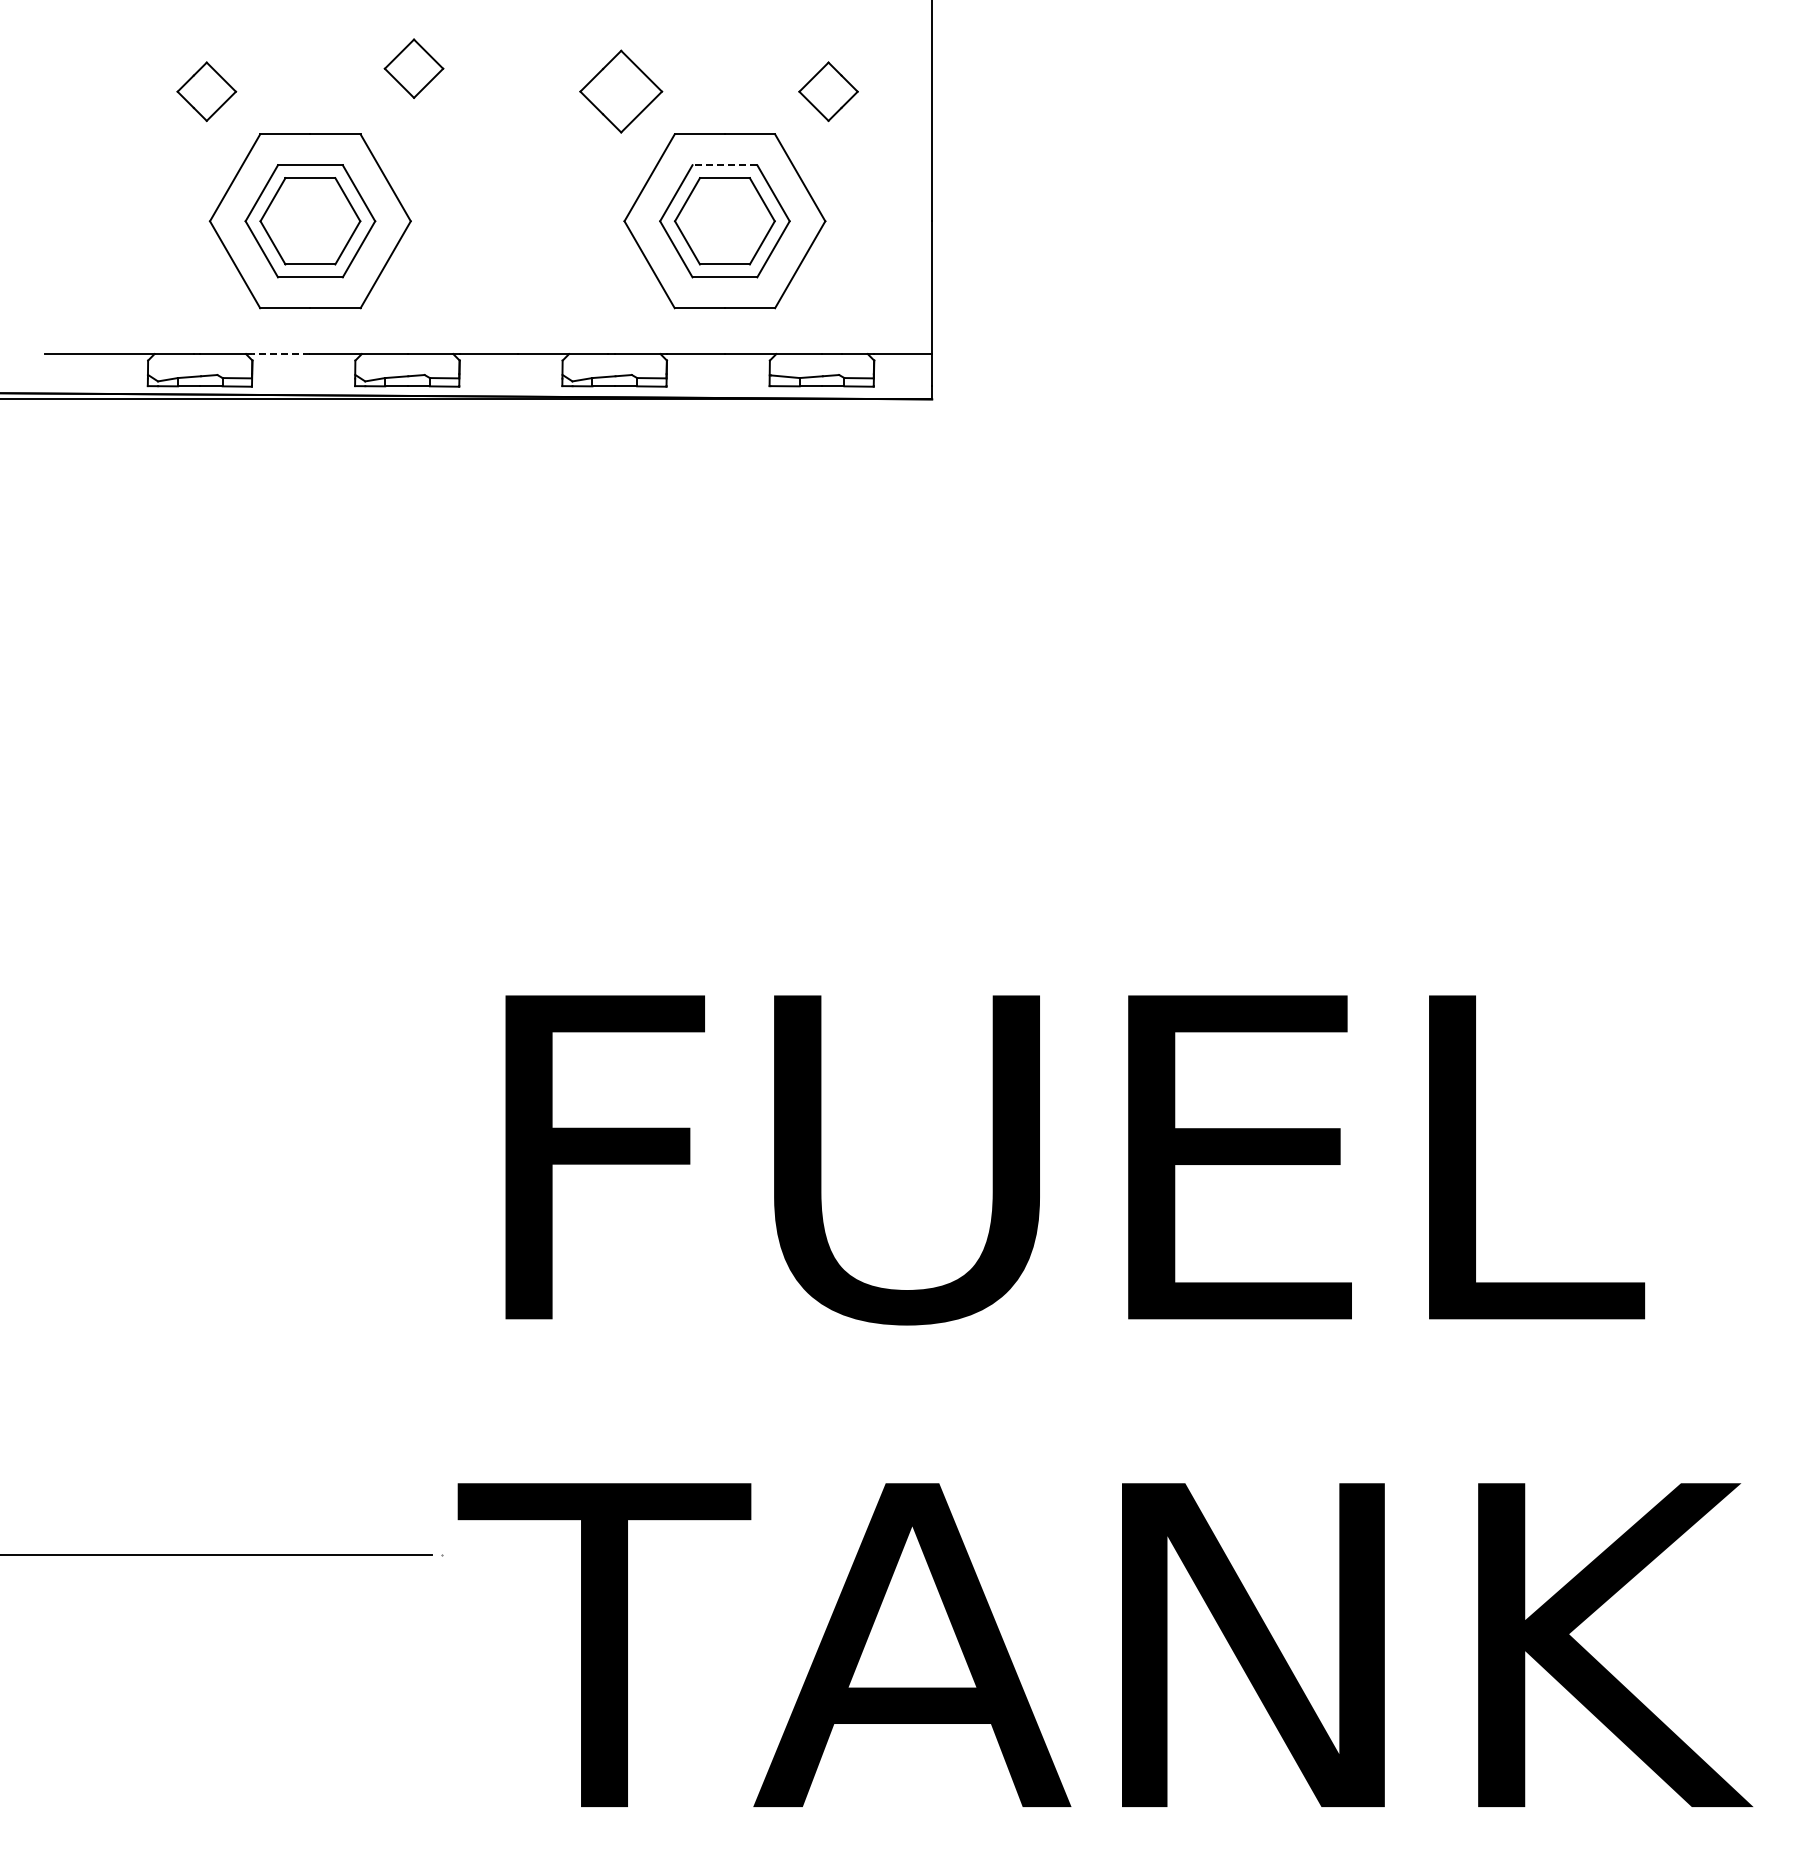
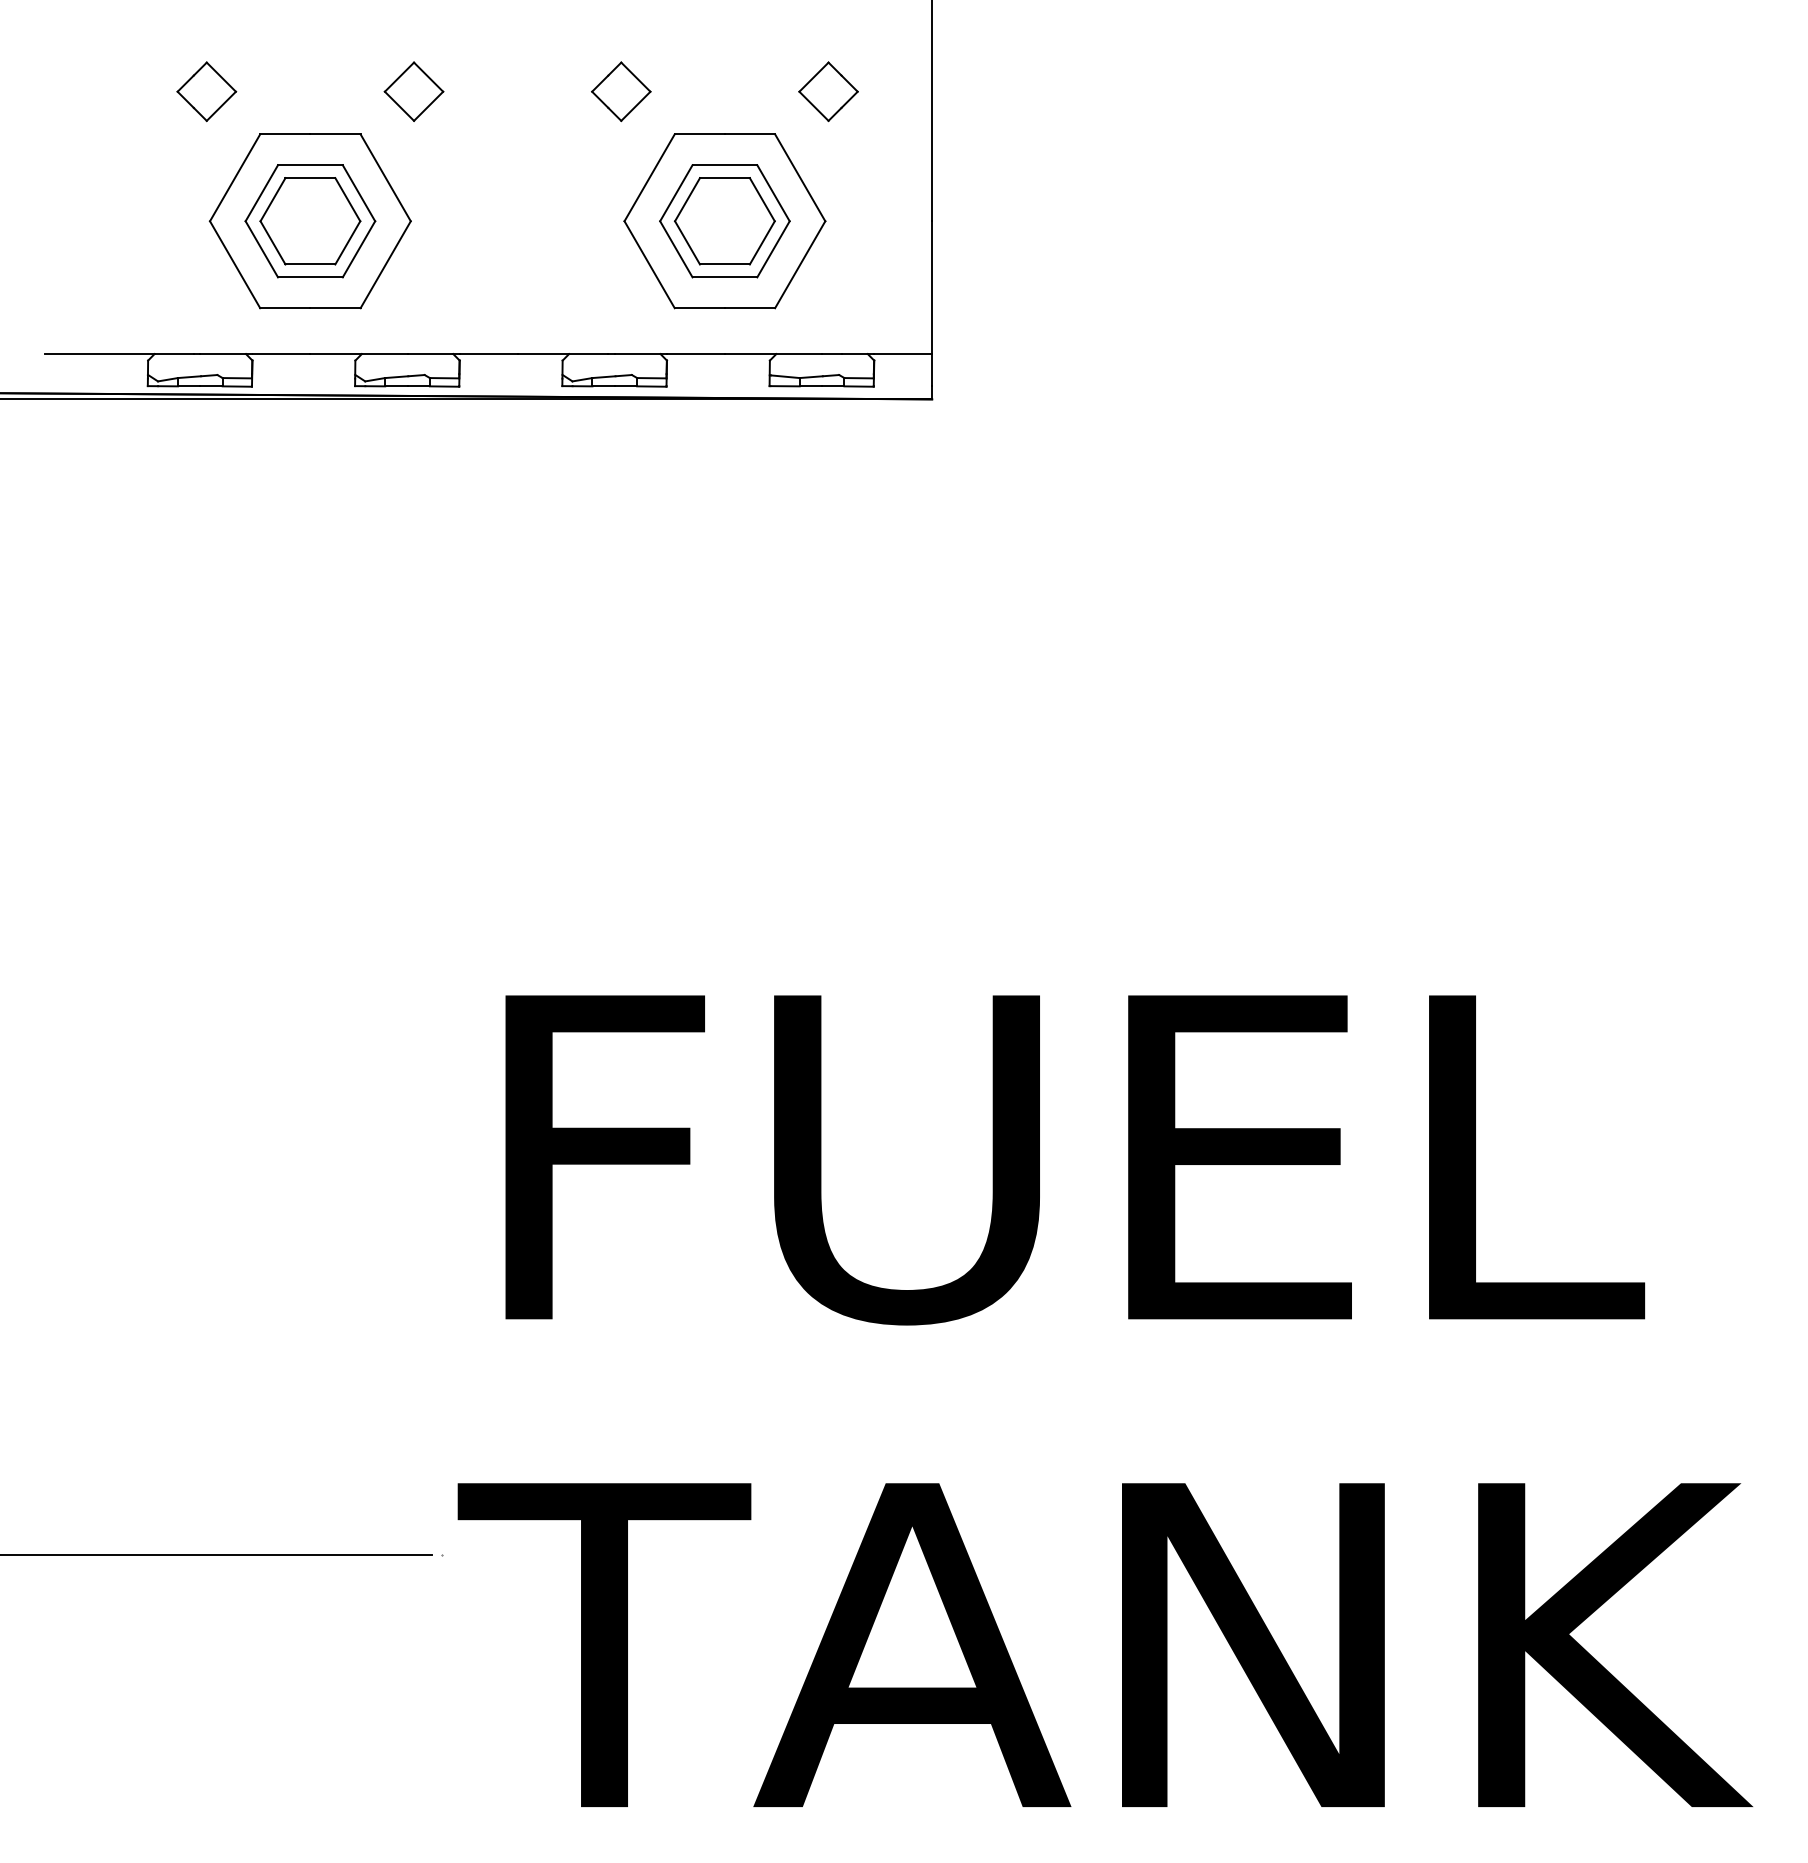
part position: (413, 68) -> (413, 91) (413, 91)
part size: 85x85 px -> 61x62 px (621, 91)
line: dashed -> solid (724, 165)
line: dashed -> solid (281, 354)
